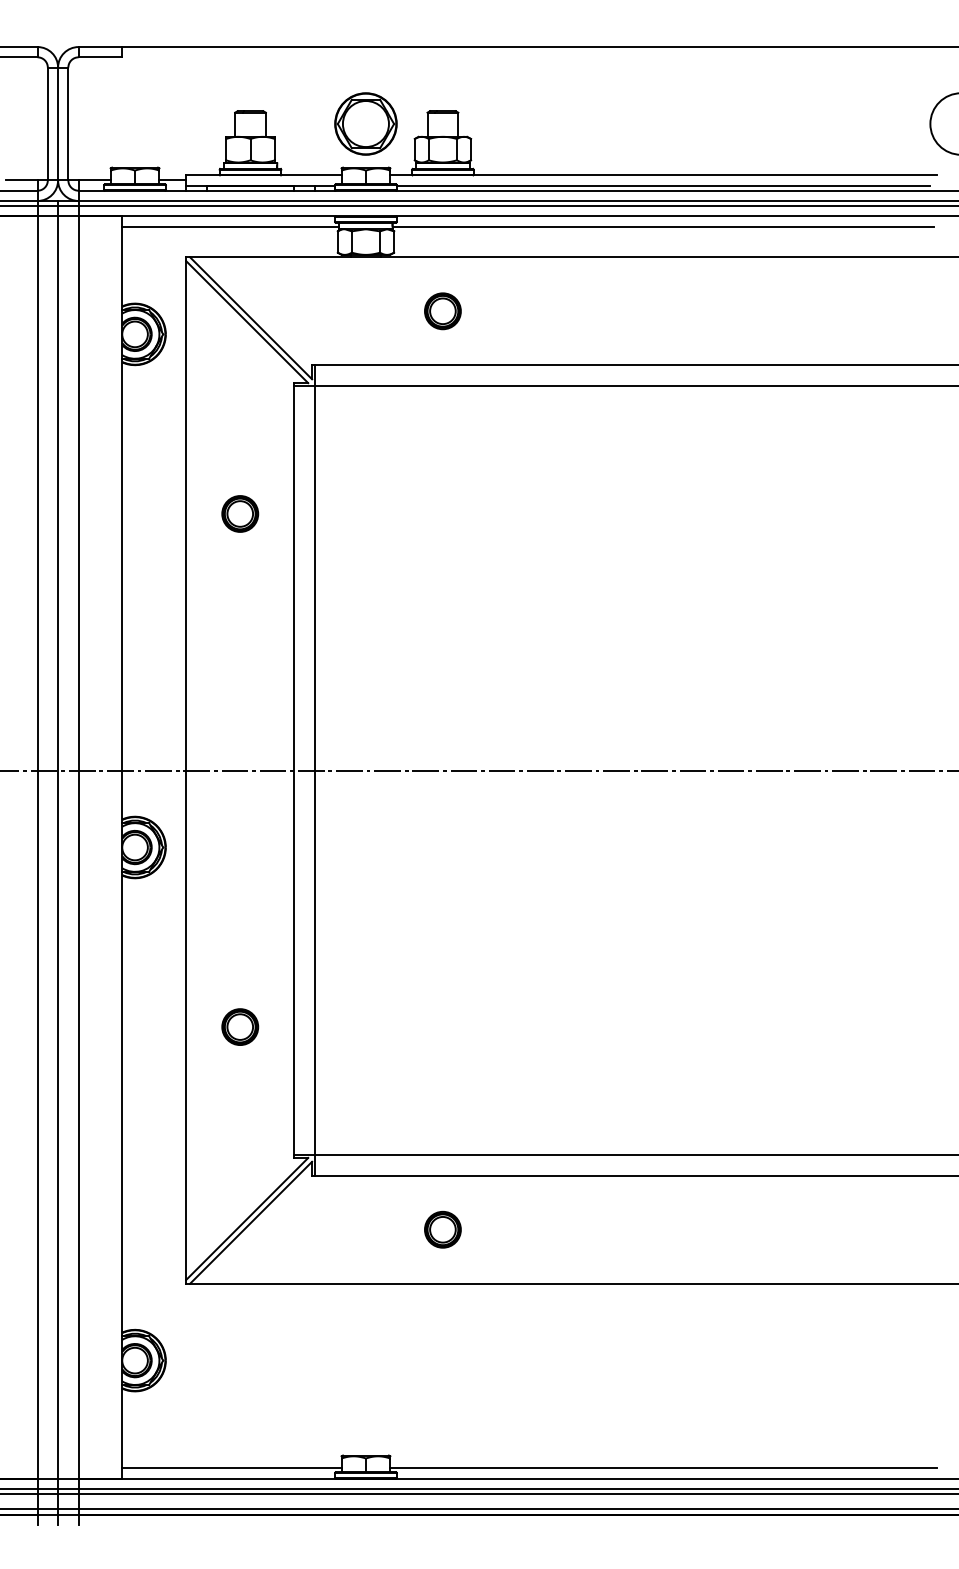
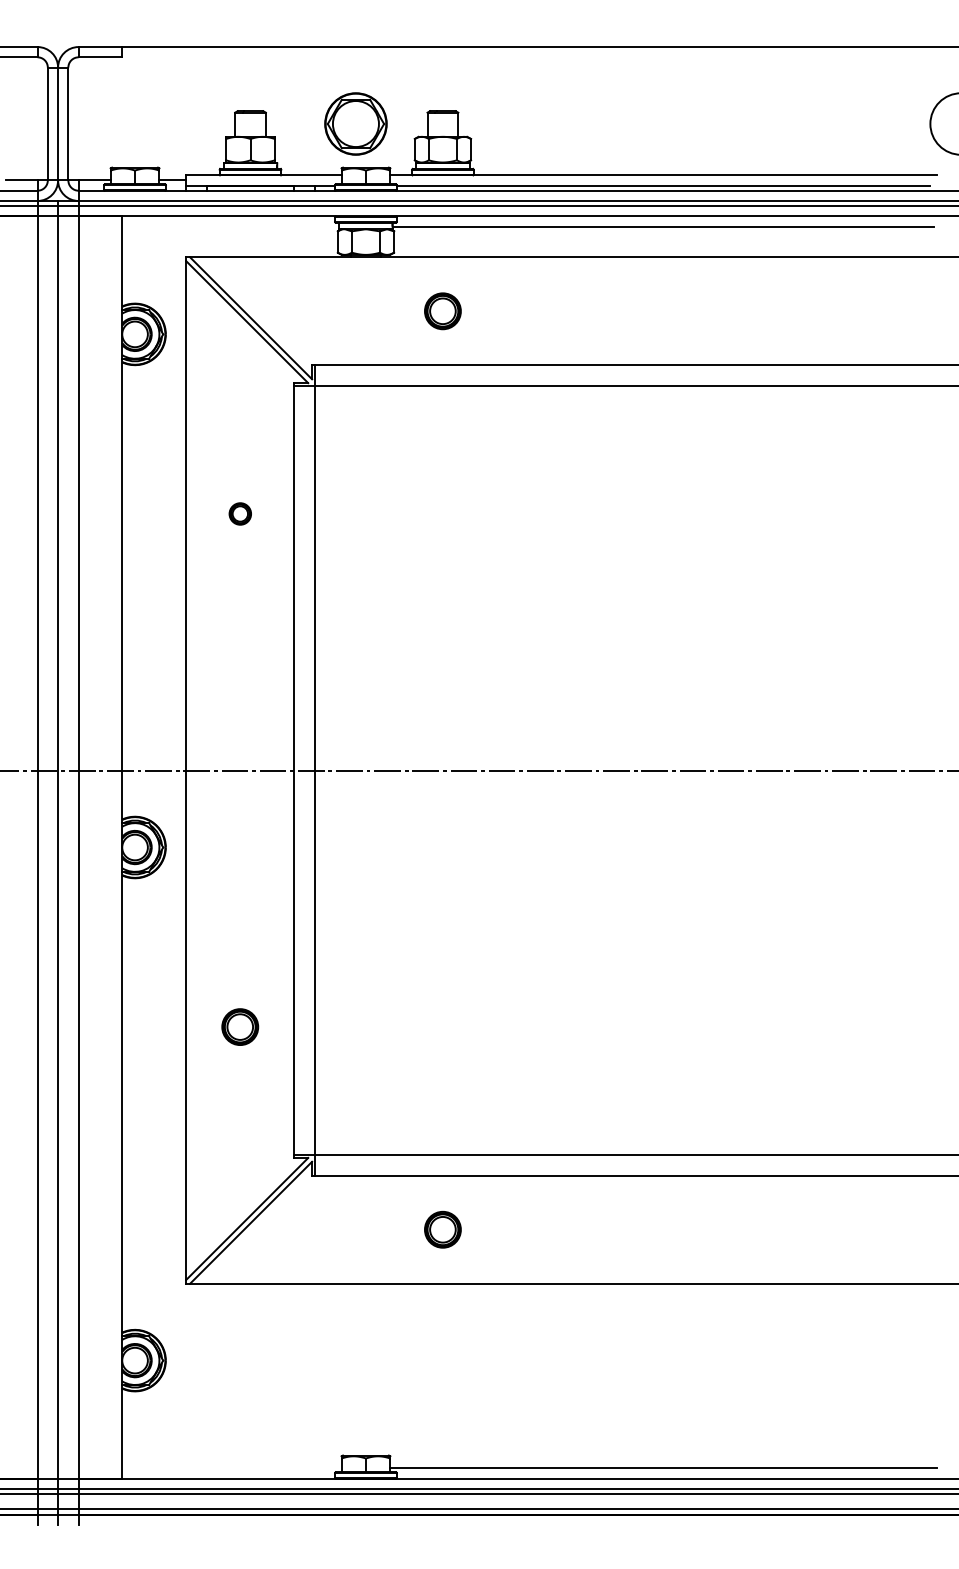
part position: (365, 123) -> (355, 123) (355, 123)
line: present -> none (230, 226)
part size: 39x38 px -> 24x24 px (239, 513)
line: present -> none (231, 1468)
